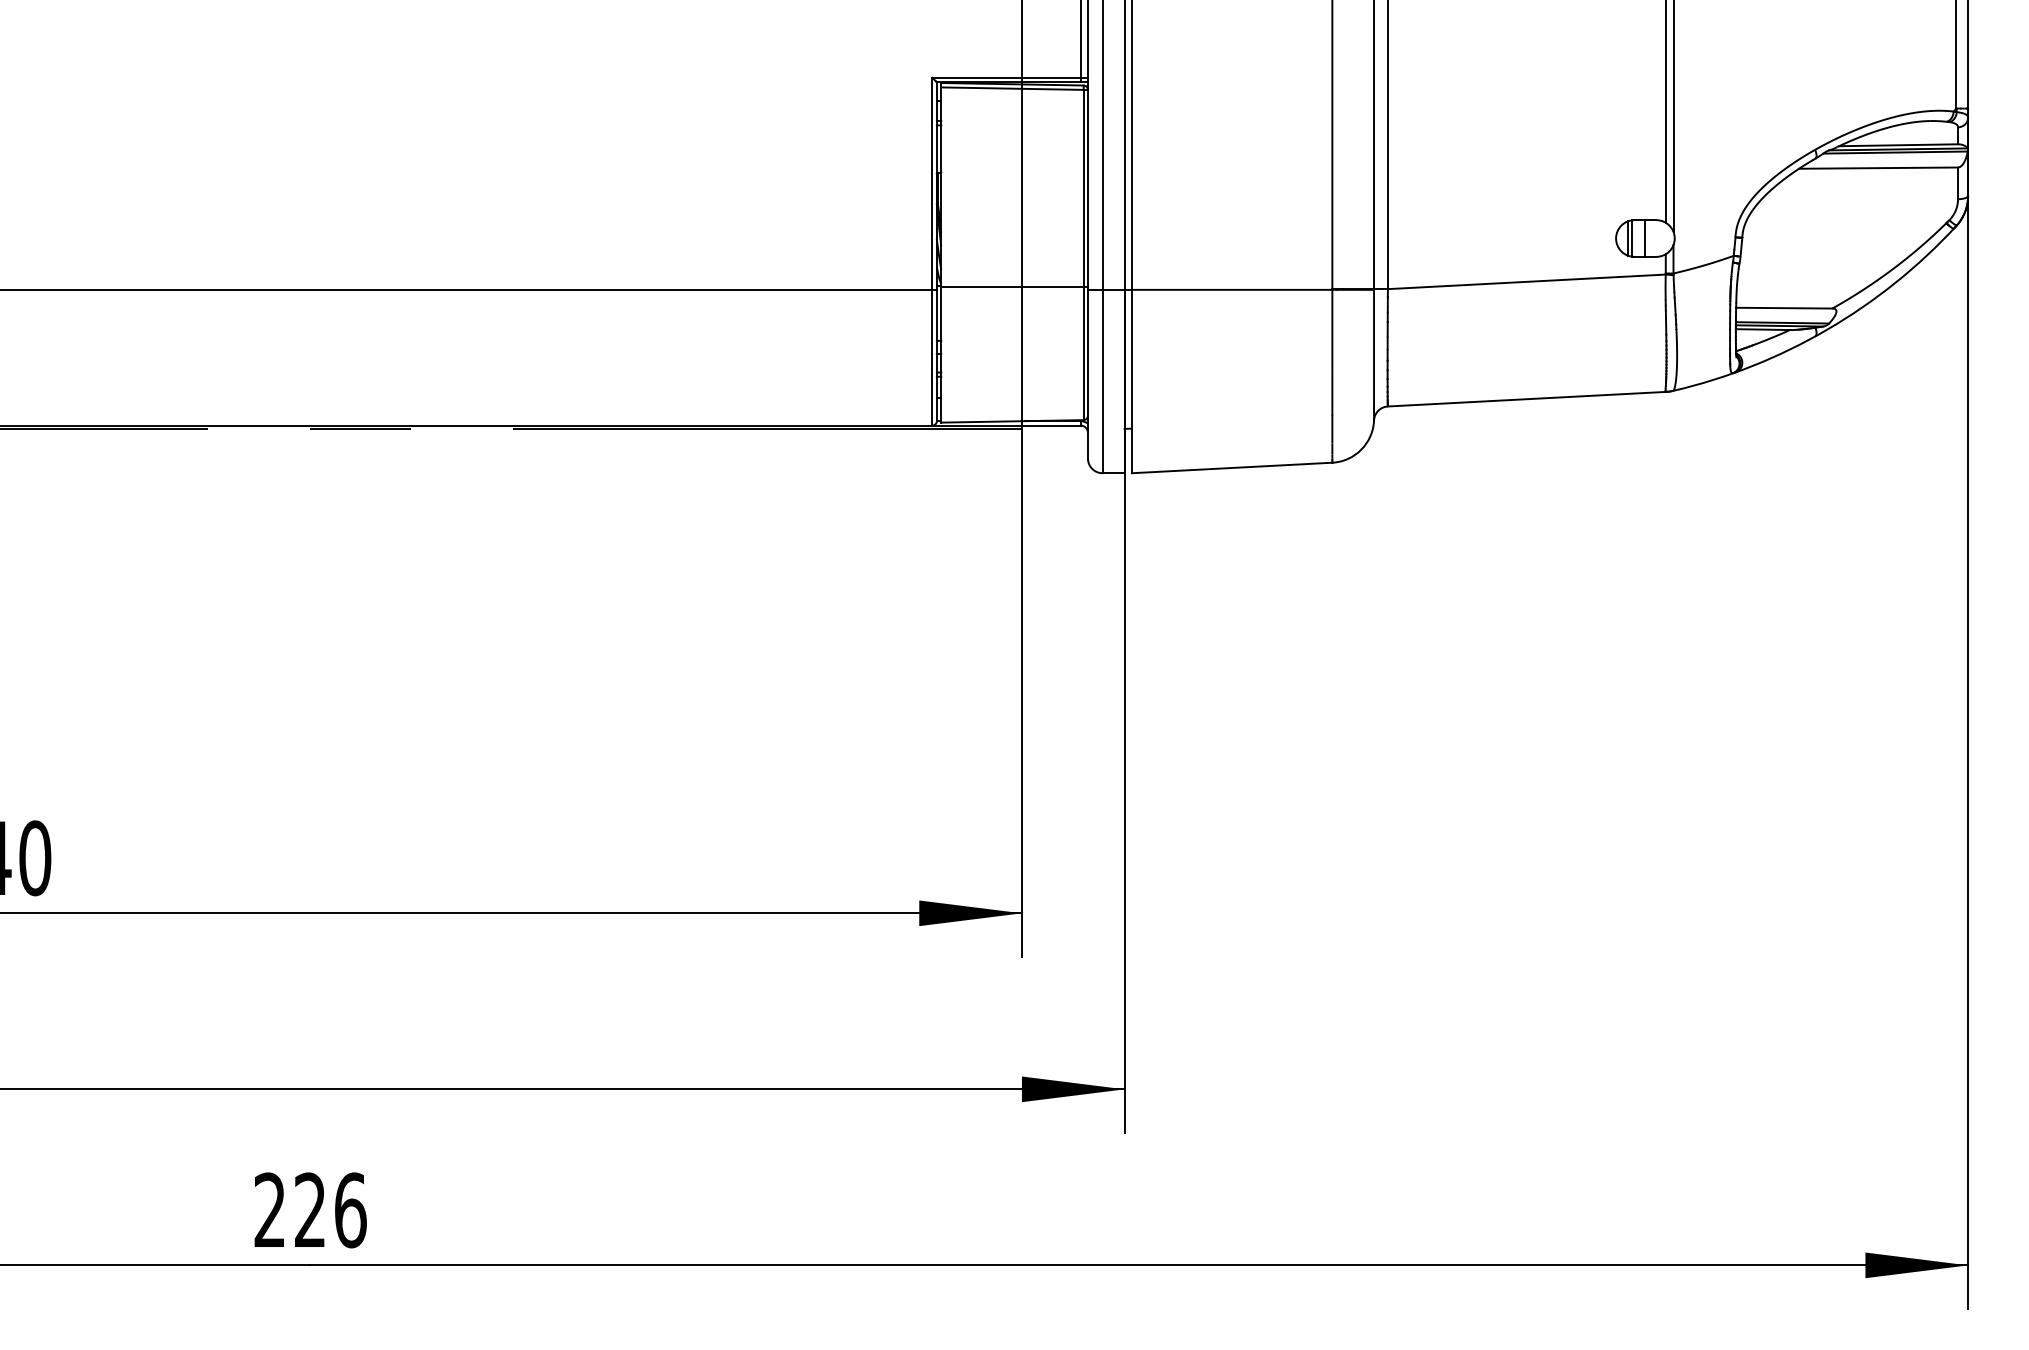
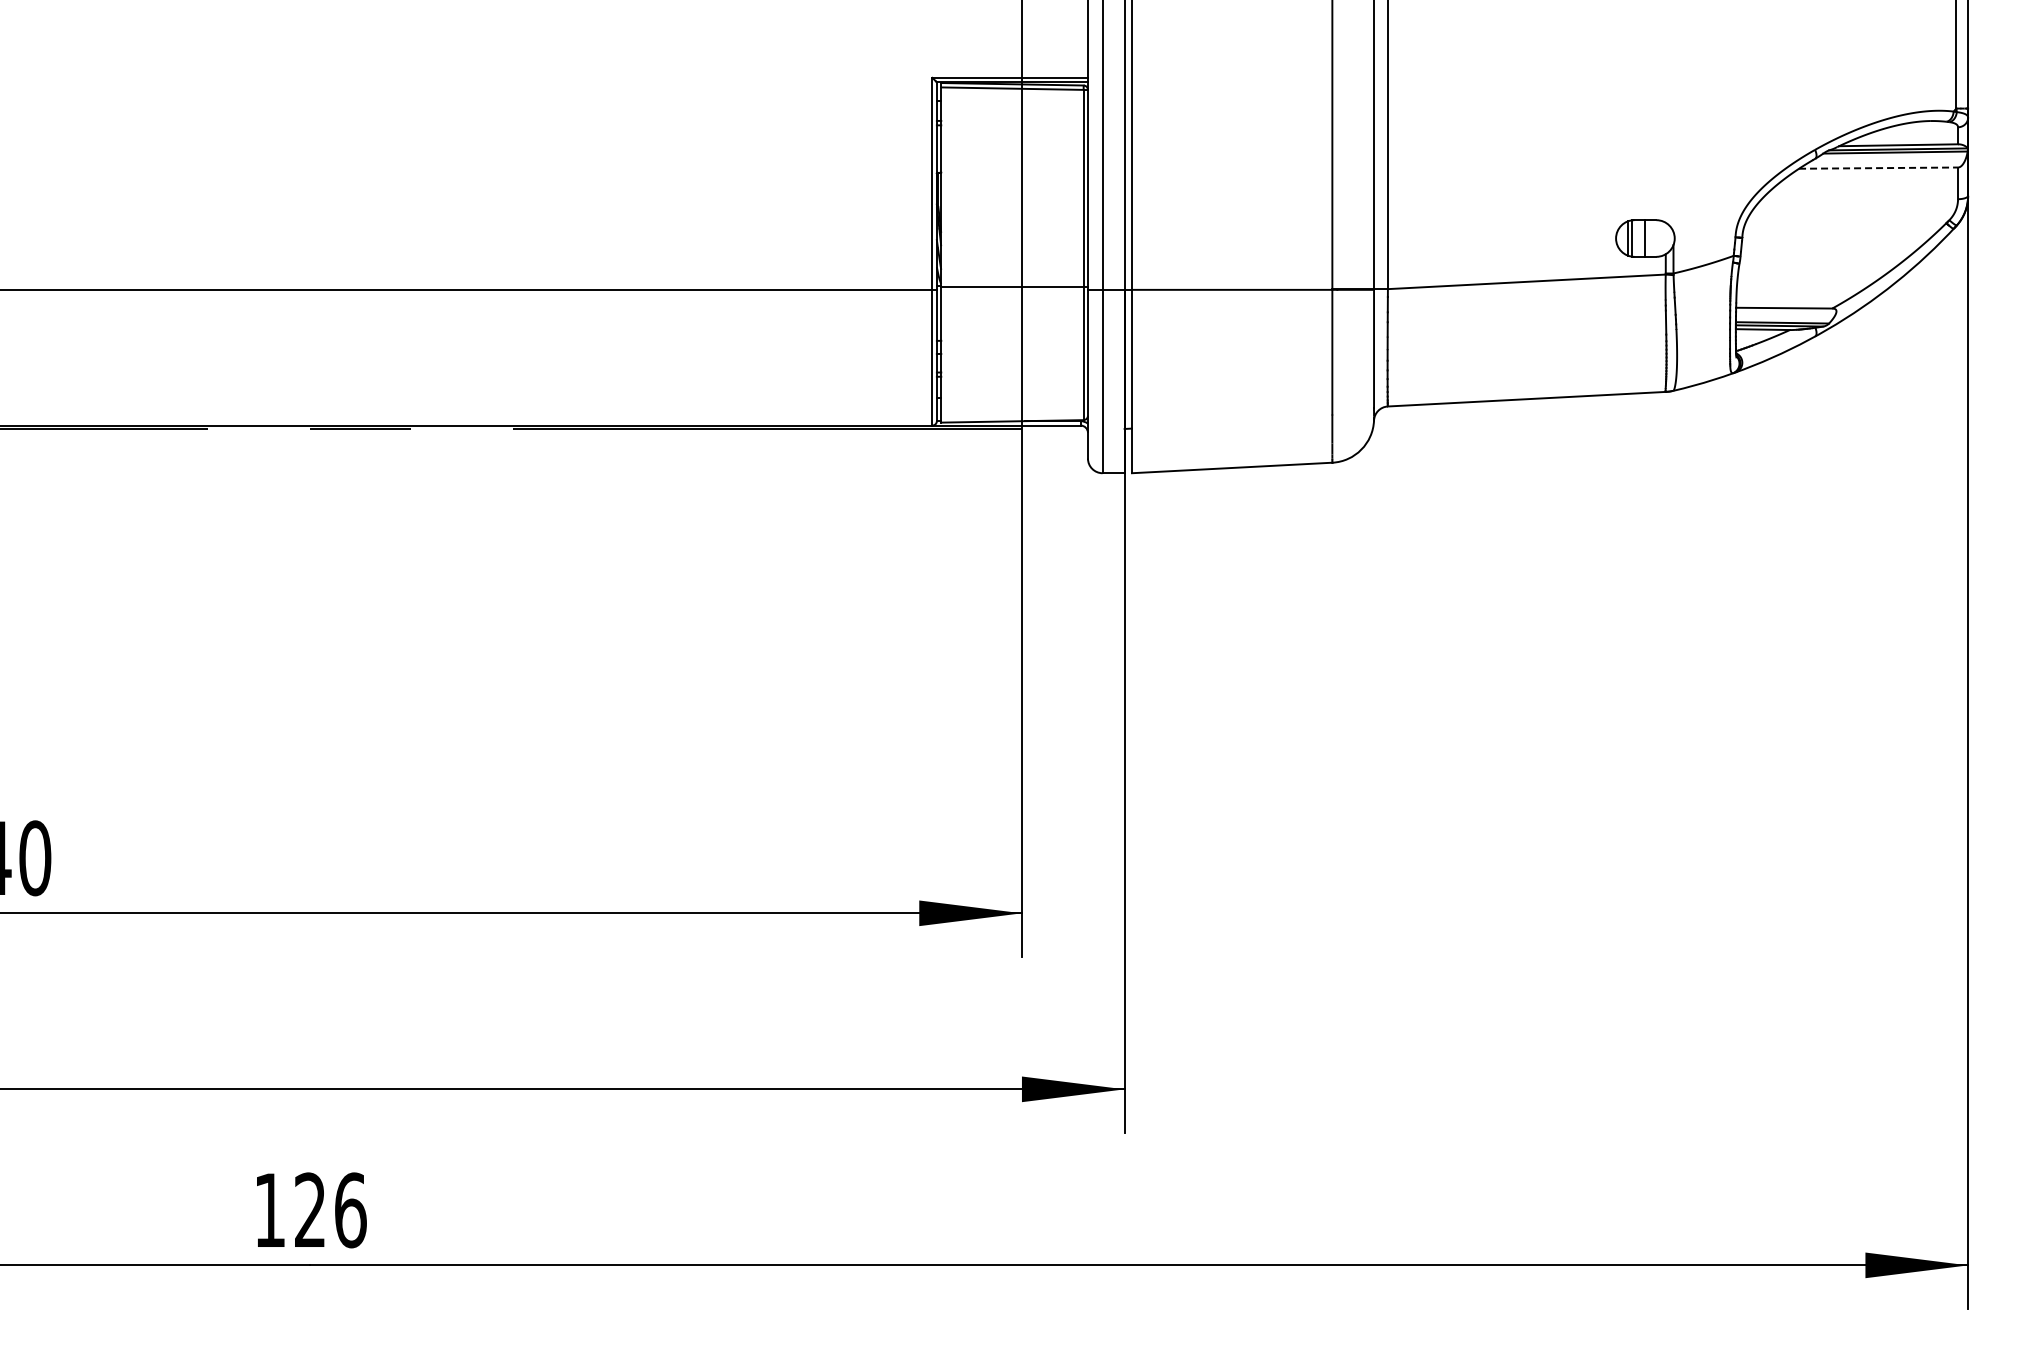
line: present -> none (1080, 42)
line: present -> none (1665, 112)
line: present -> none (1673, 116)
line: solid -> dashed (1879, 168)
text: 226 -> 126 (269, 1209)
